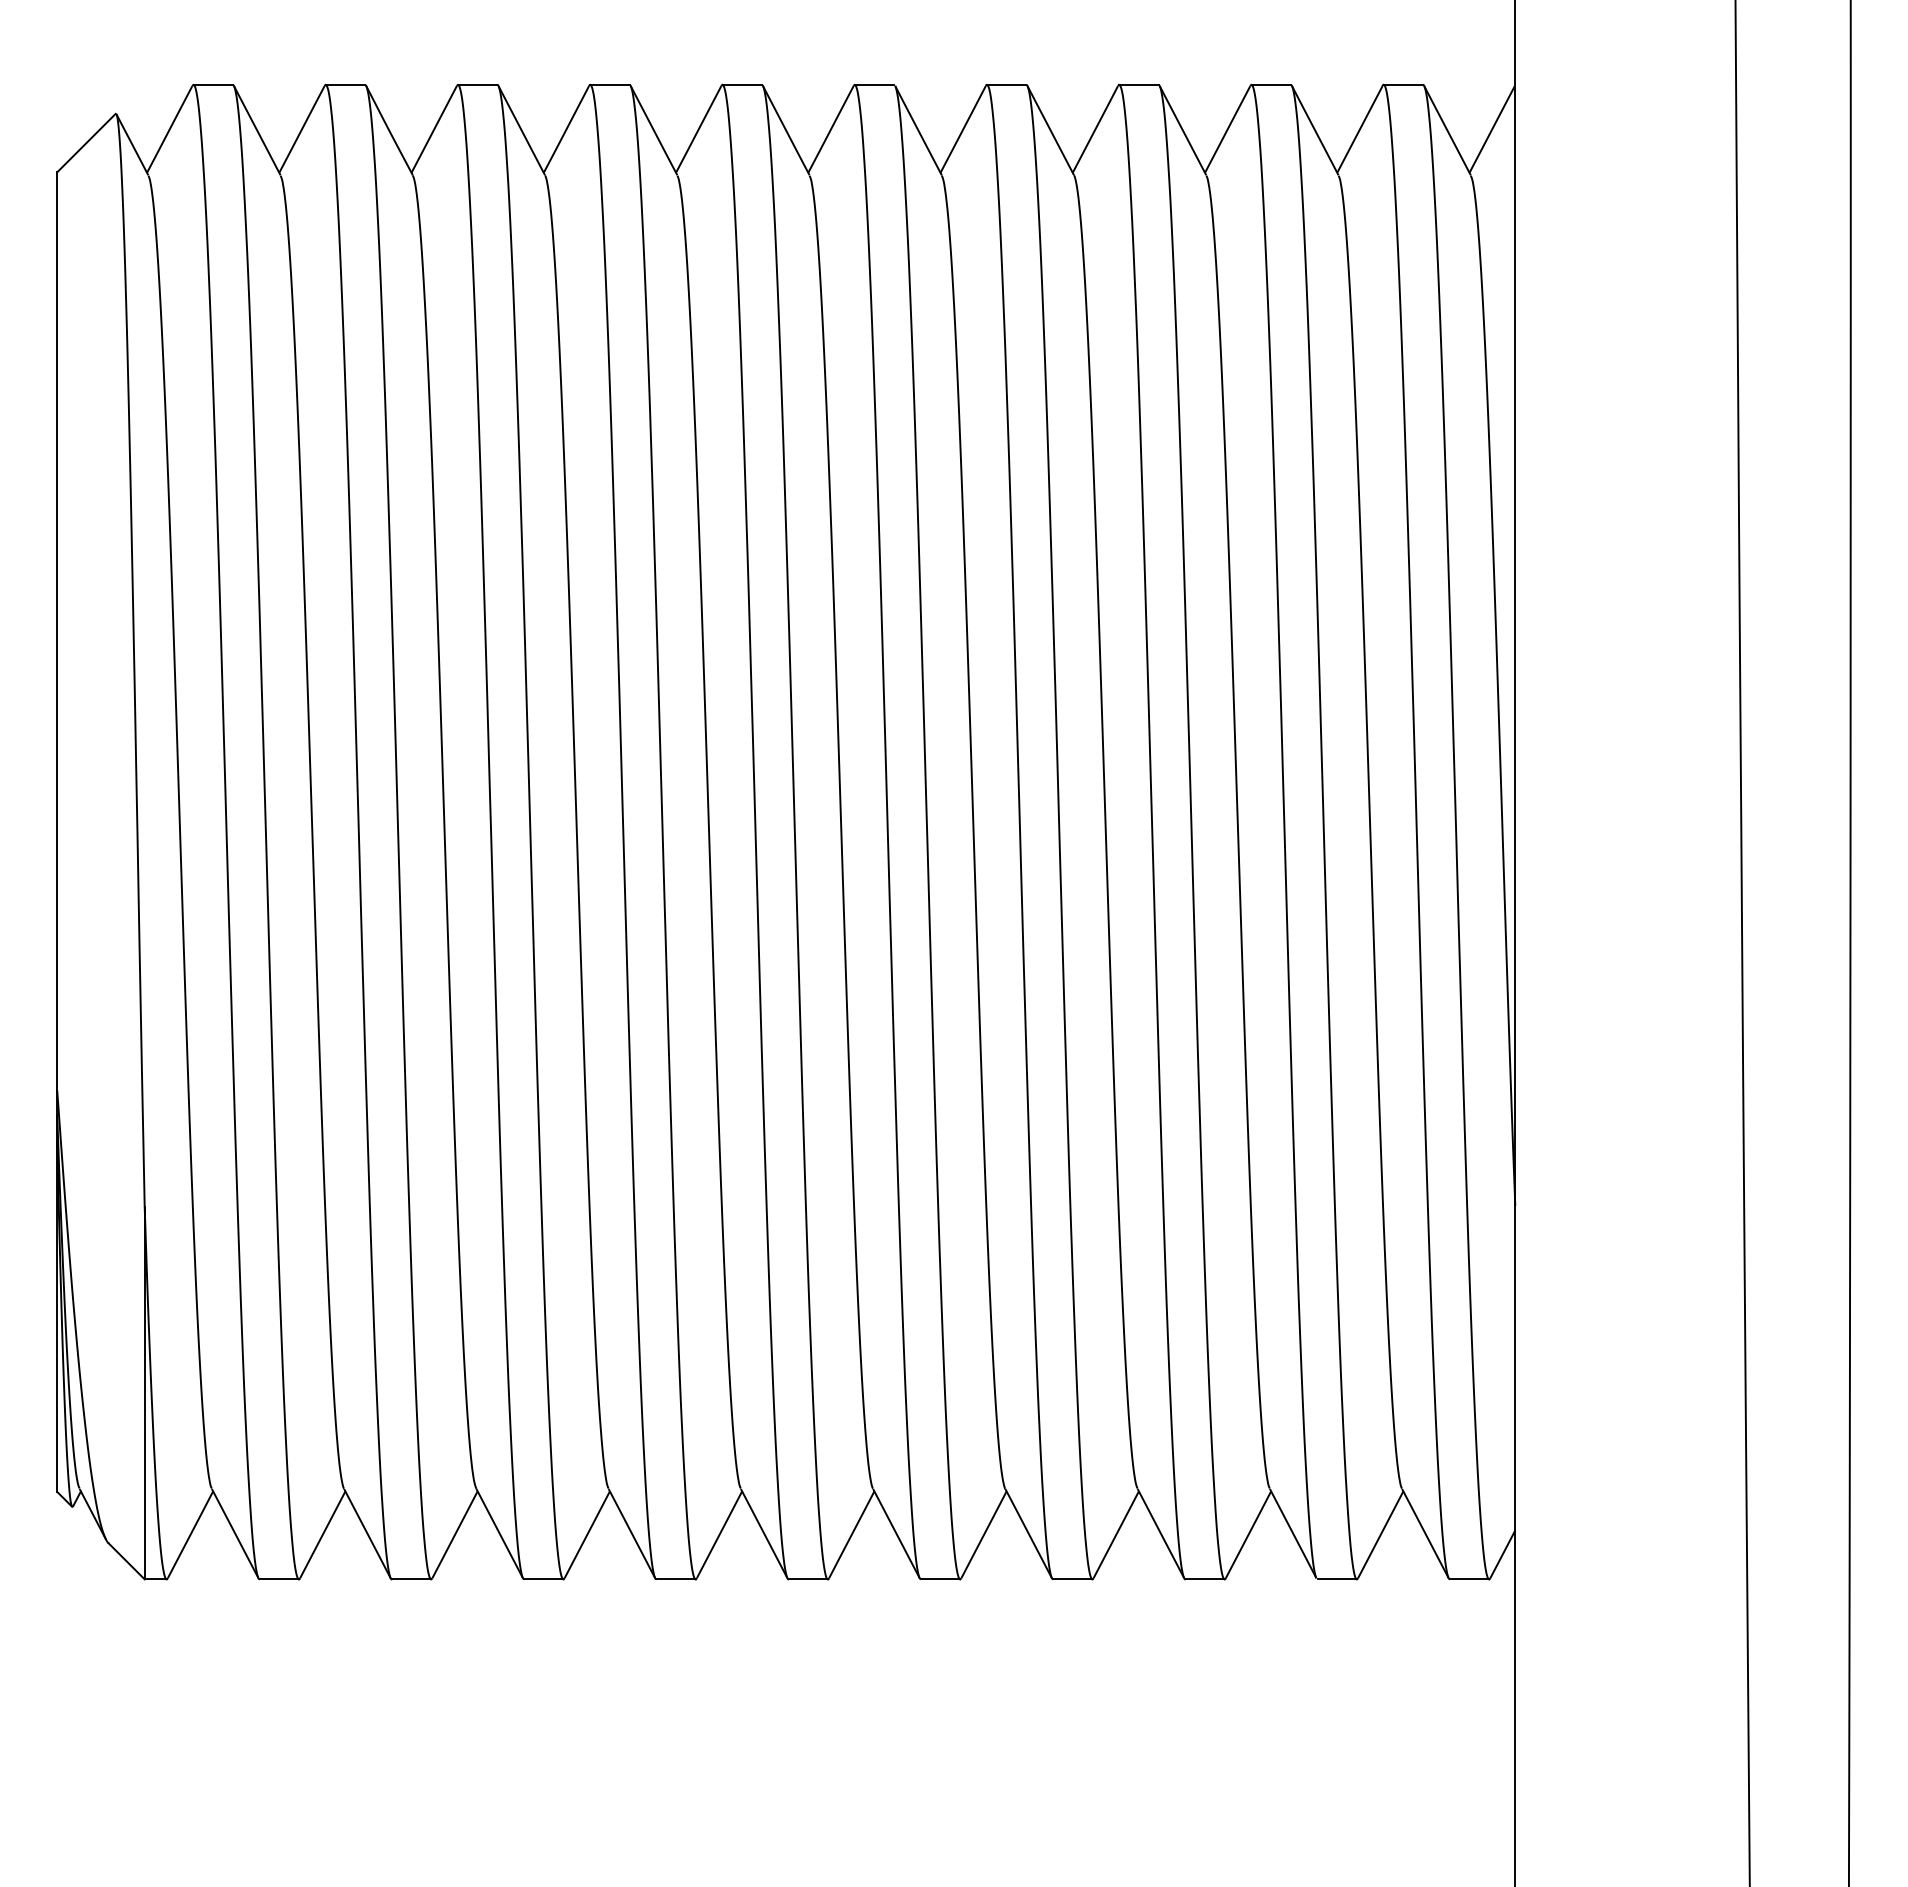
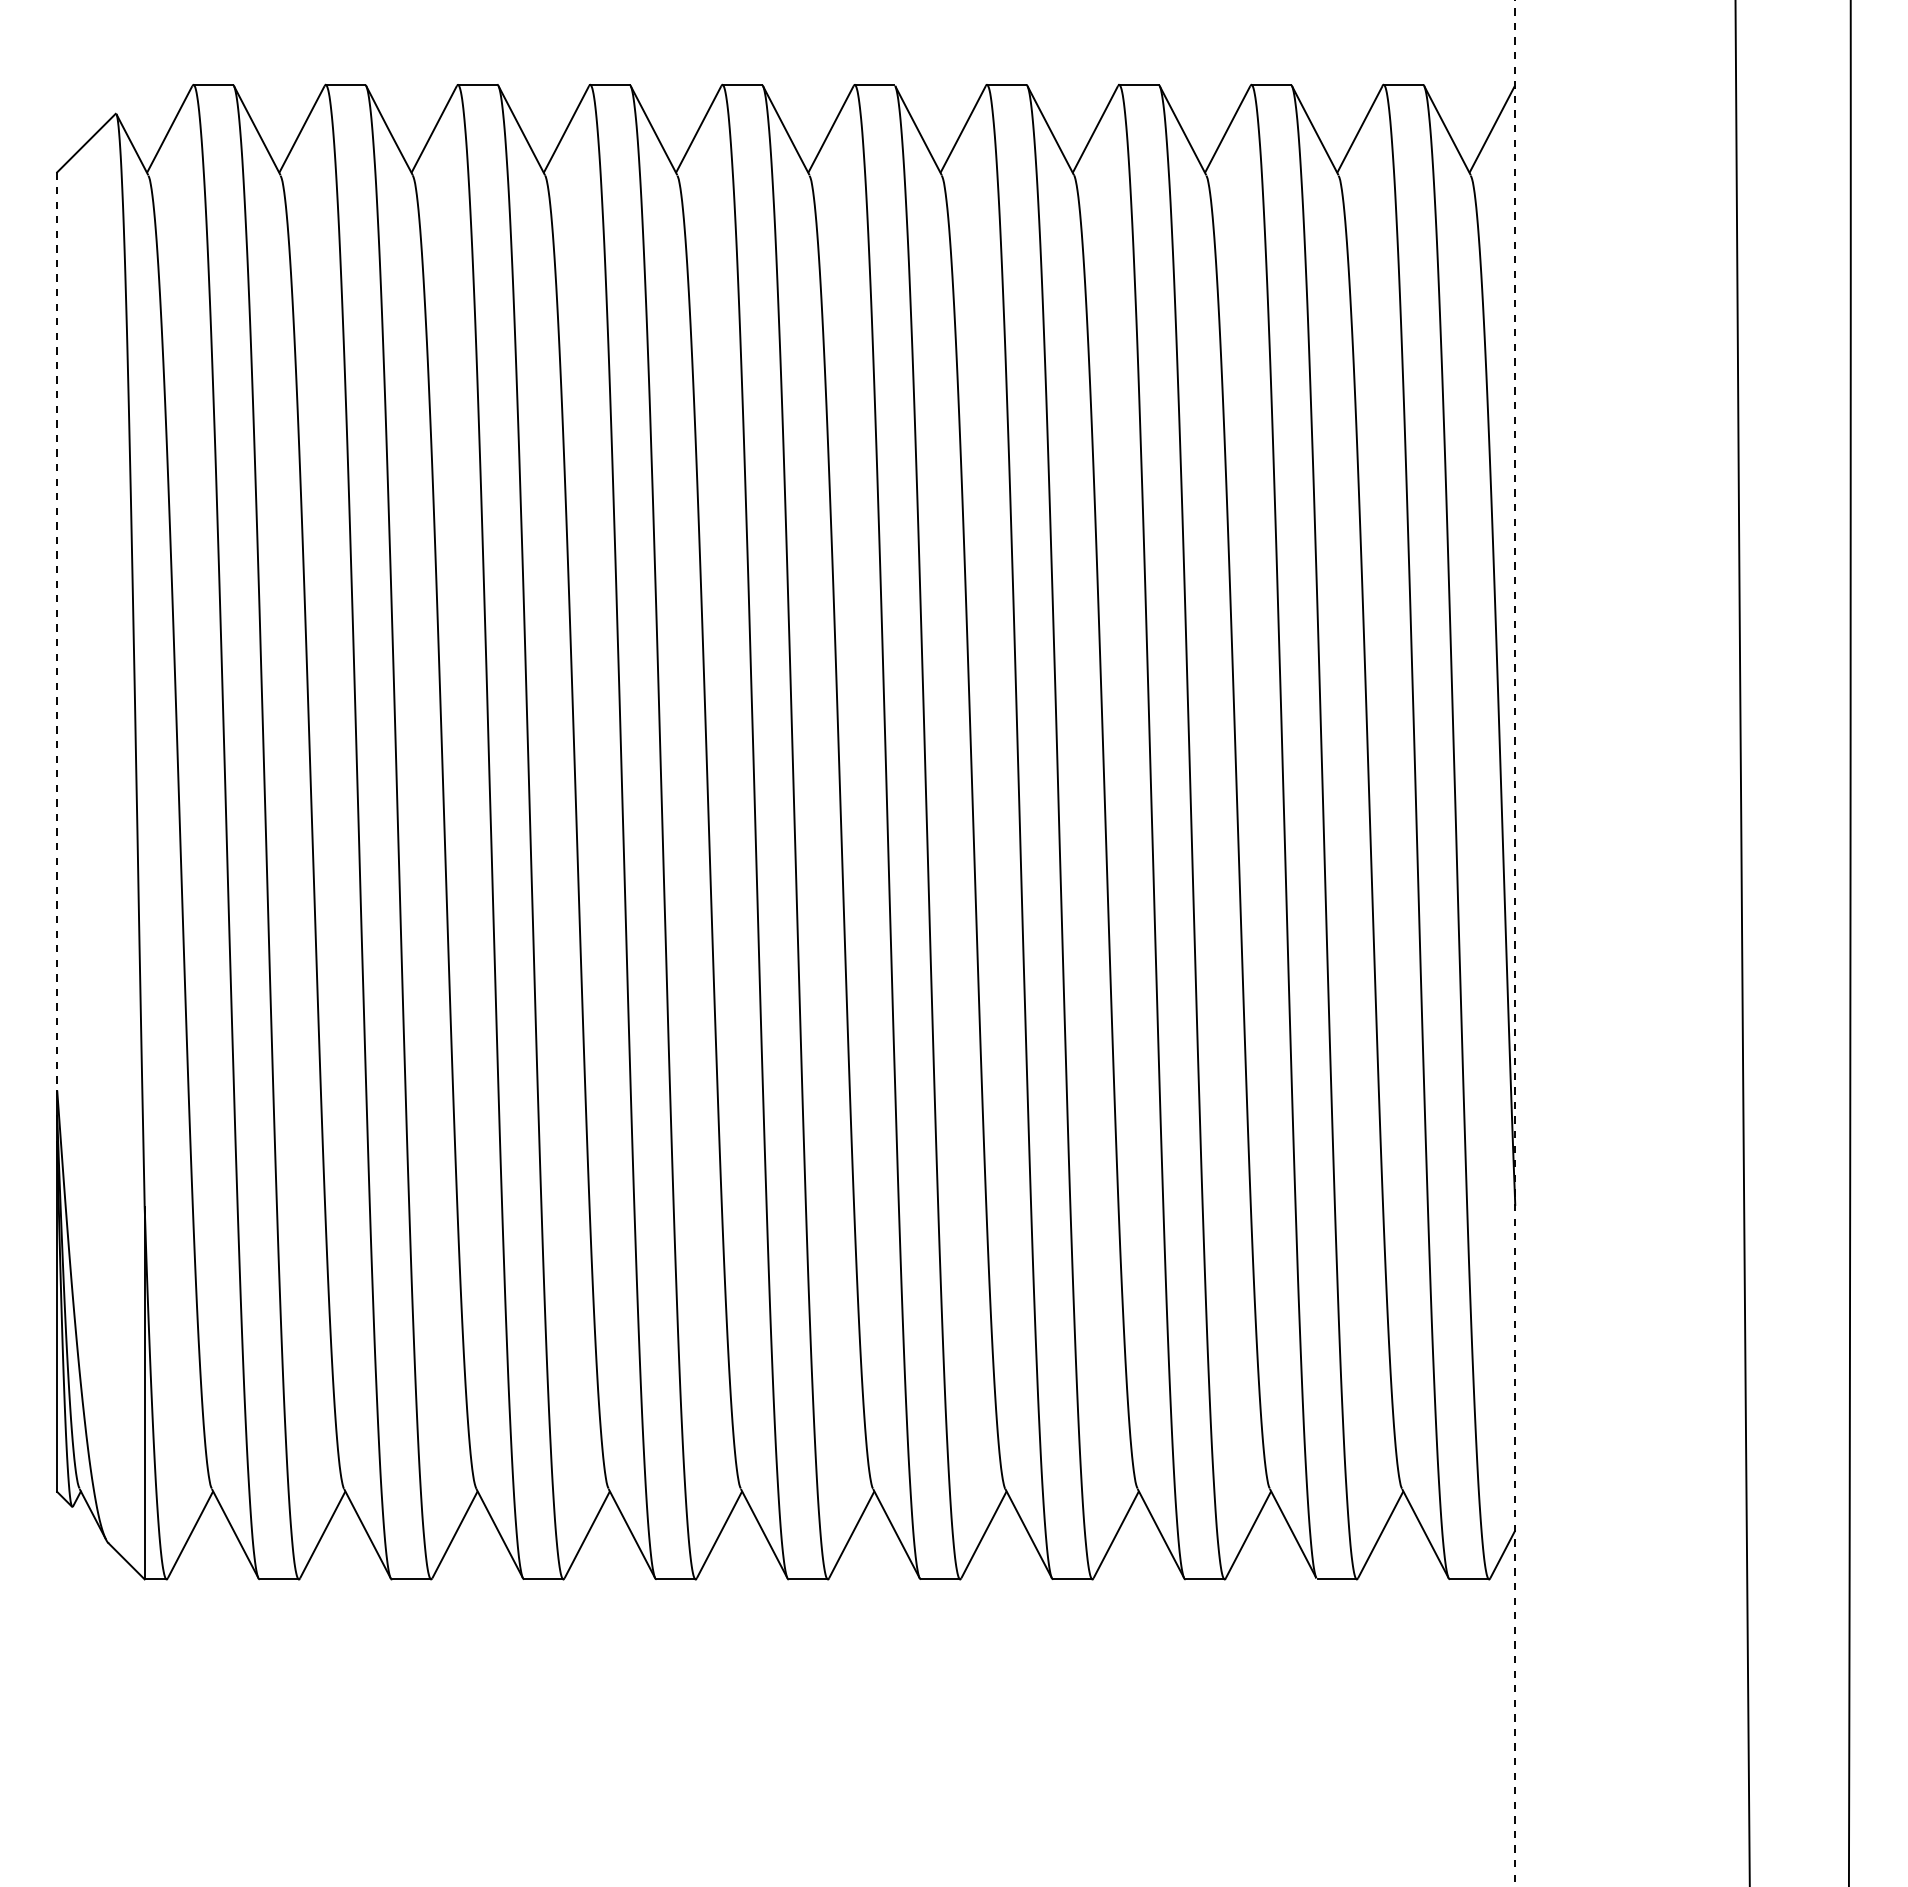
line: solid -> dashed (57, 631)
line: solid -> dashed (1515, 943)
